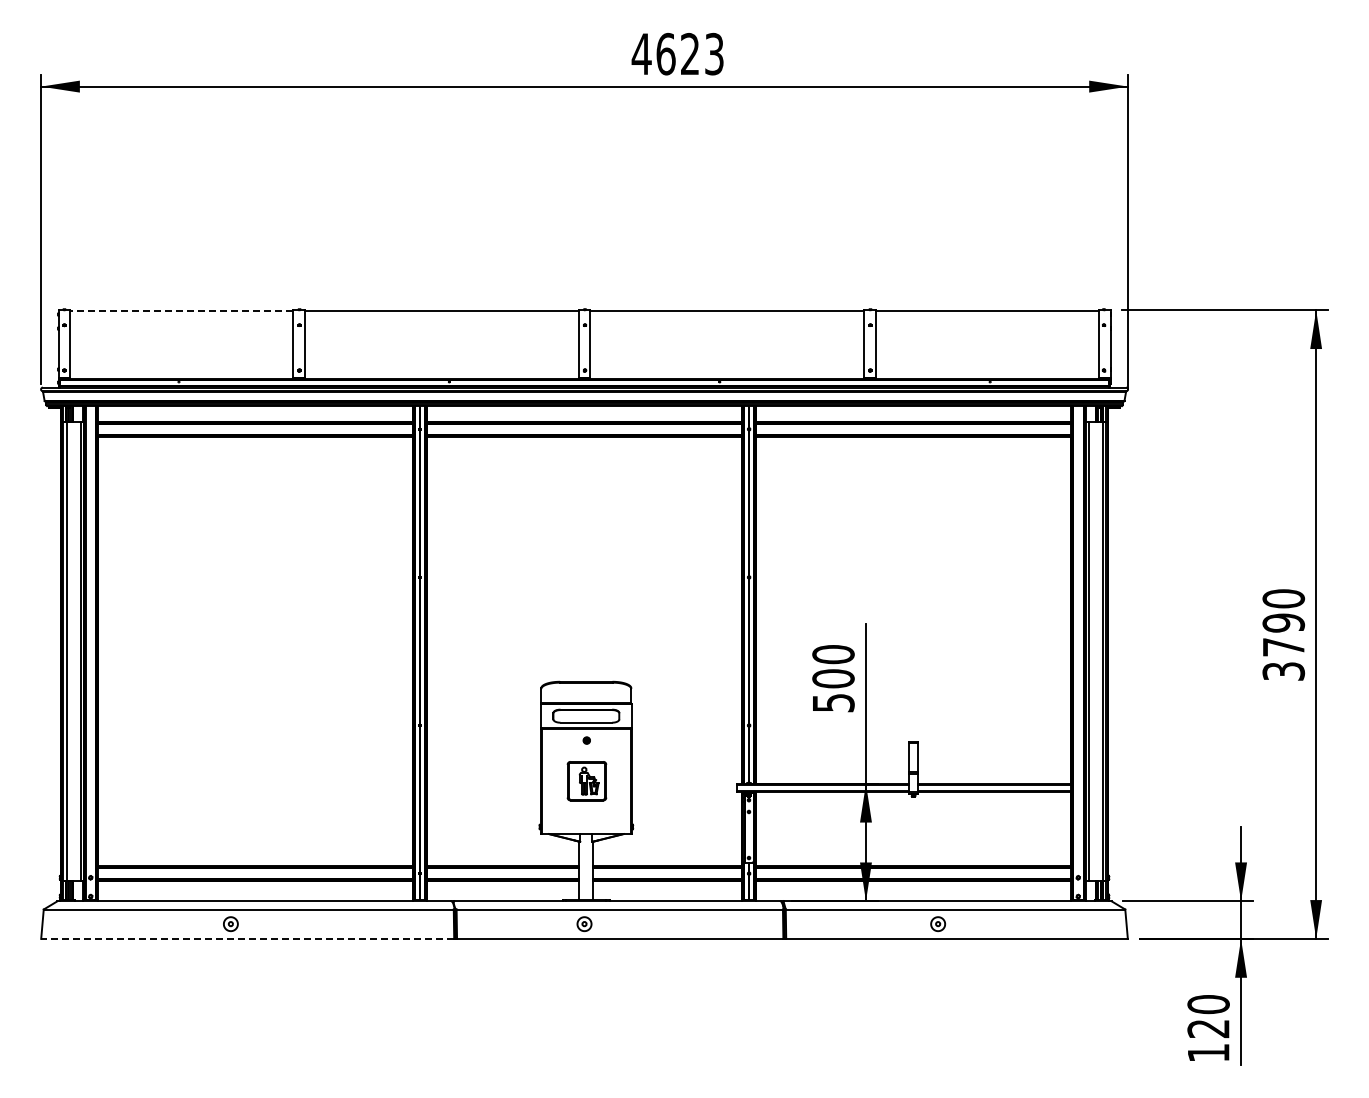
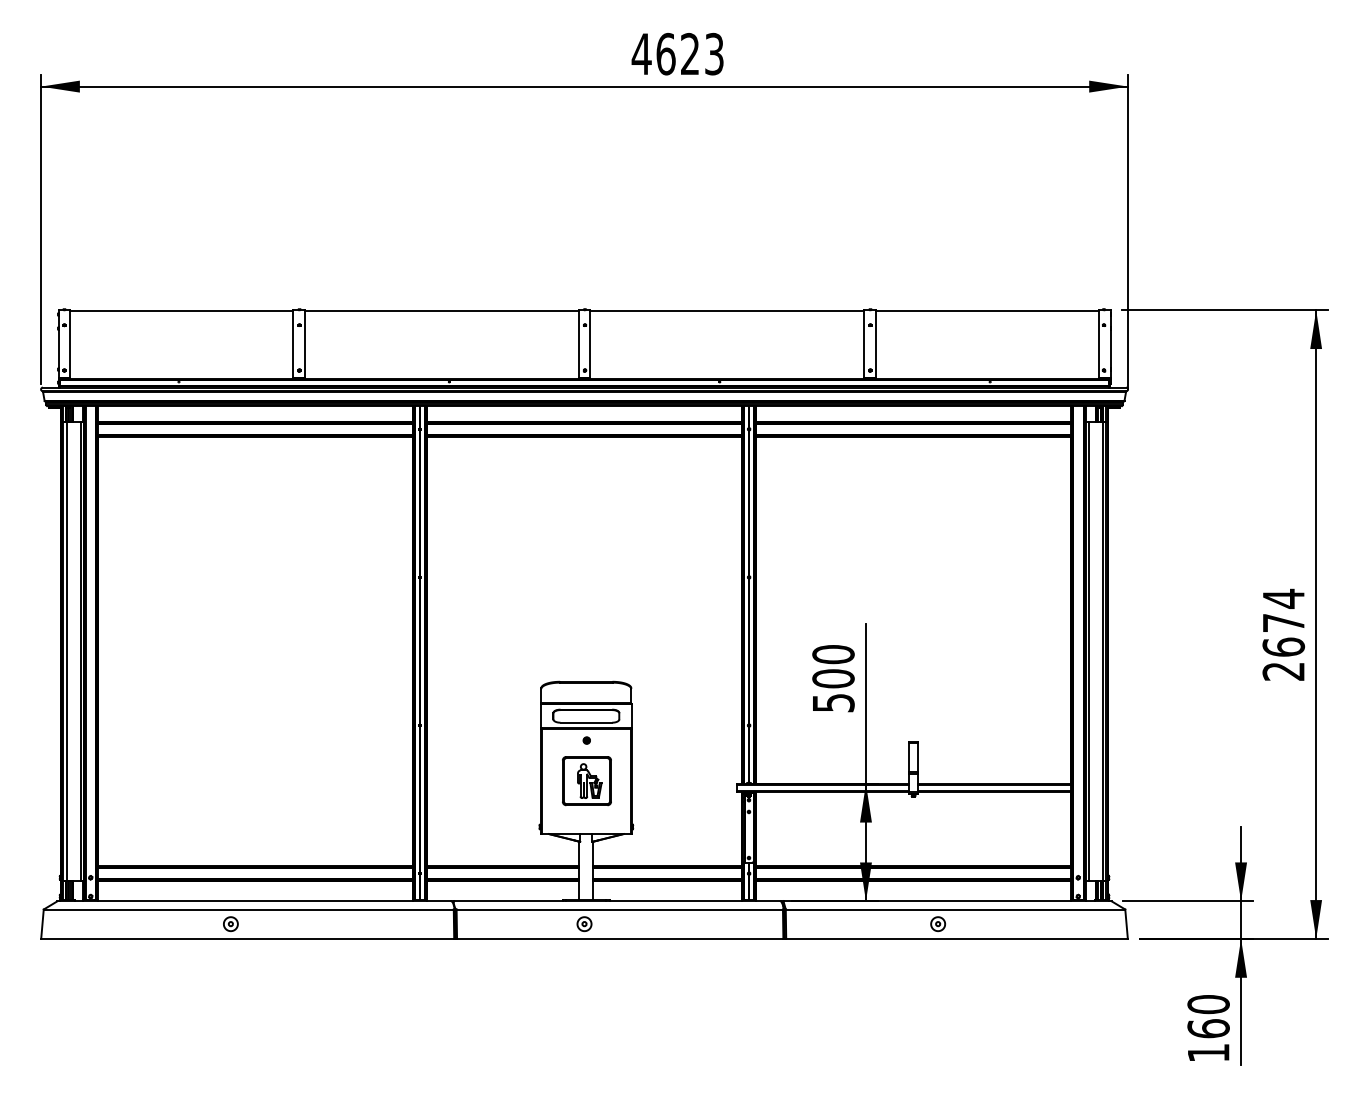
line: dashed -> solid (181, 311)
text: 3790 -> 2674 (1283, 634)
part size: 42x41 px -> 50x51 px (586, 781)
line: dashed -> solid (247, 938)
text: 120 -> 160 (1208, 1028)
